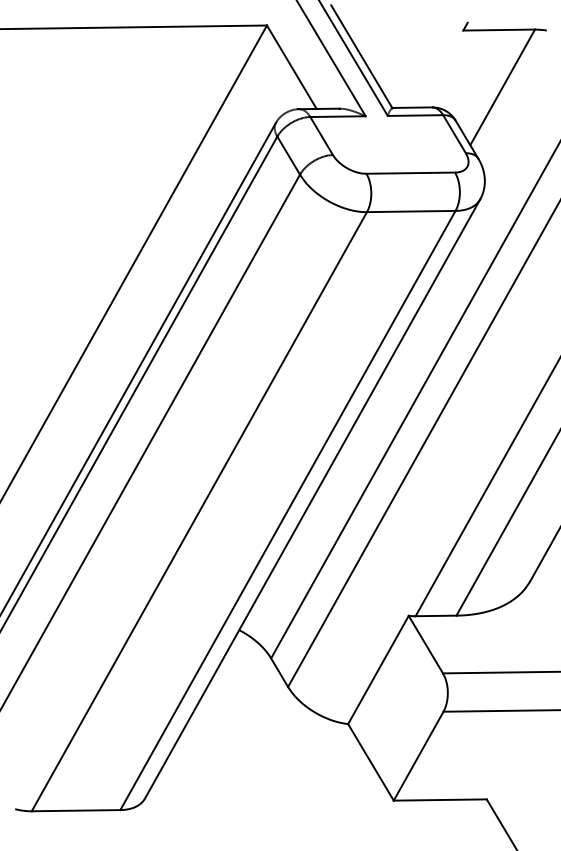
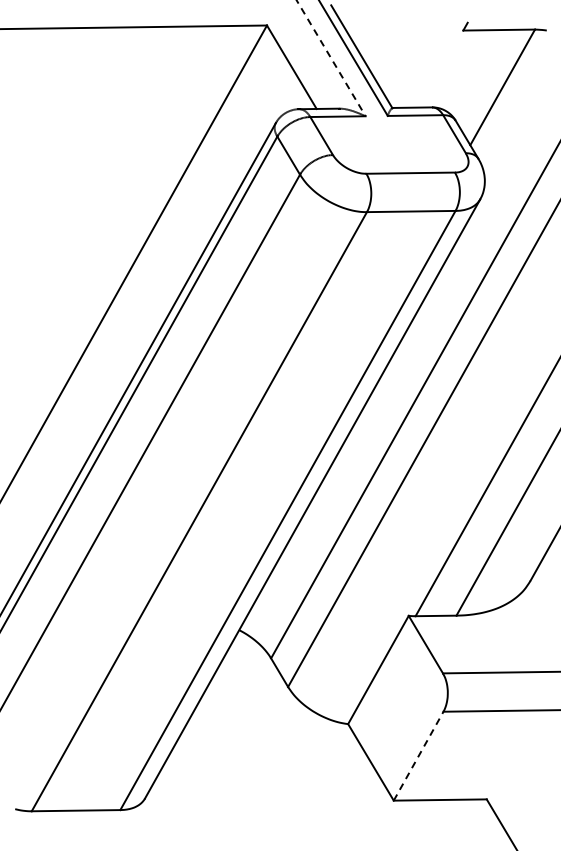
line: solid -> dashed (331, 58)
line: solid -> dashed (418, 756)
